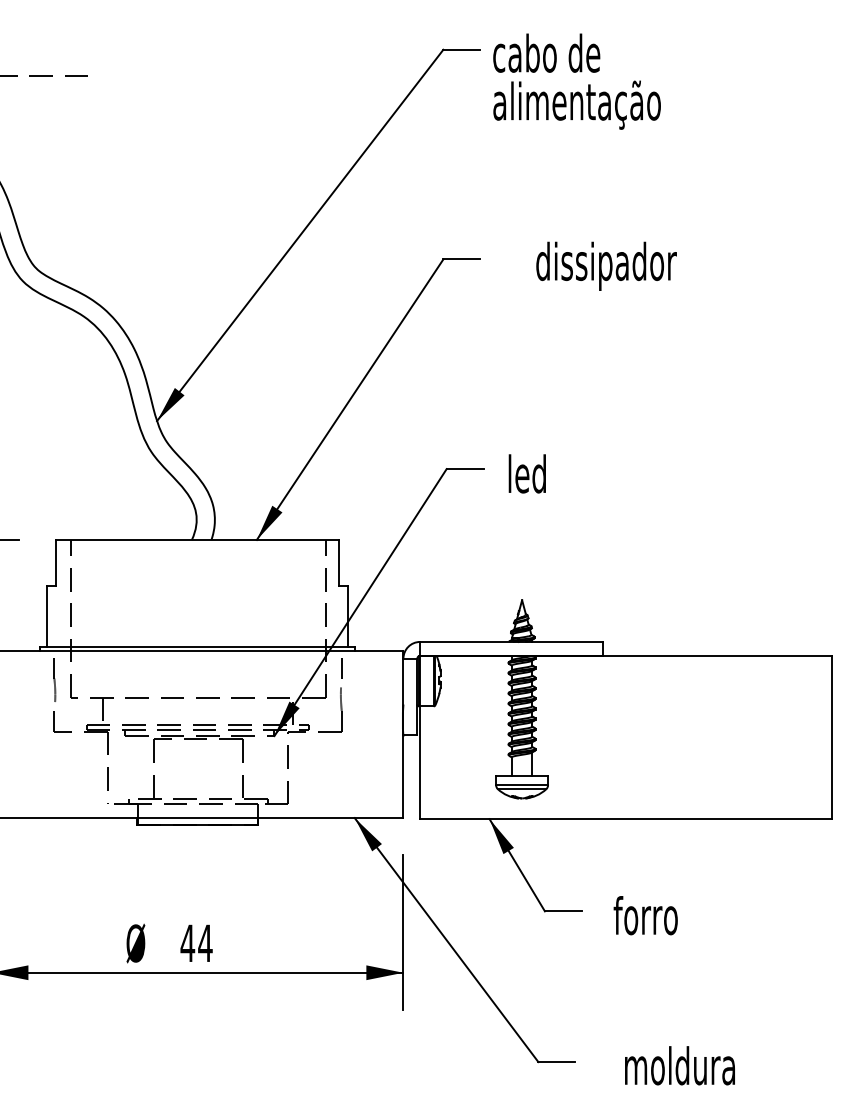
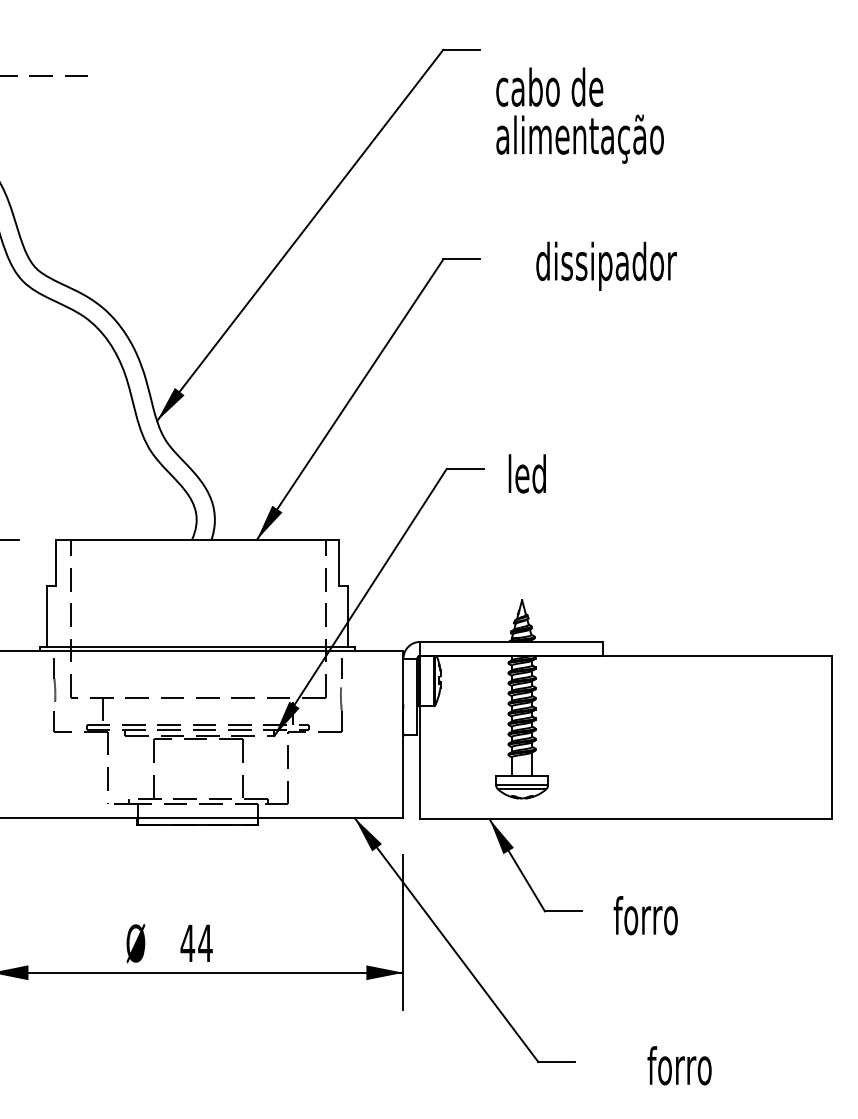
text position: (576, 81) -> (579, 115) (579, 115)
text: moldura -> forro (679, 1065)
